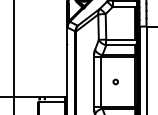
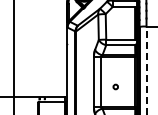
line: solid -> dashed (146, 70)
circle position: (115, 81) -> (115, 86) (115, 86)
